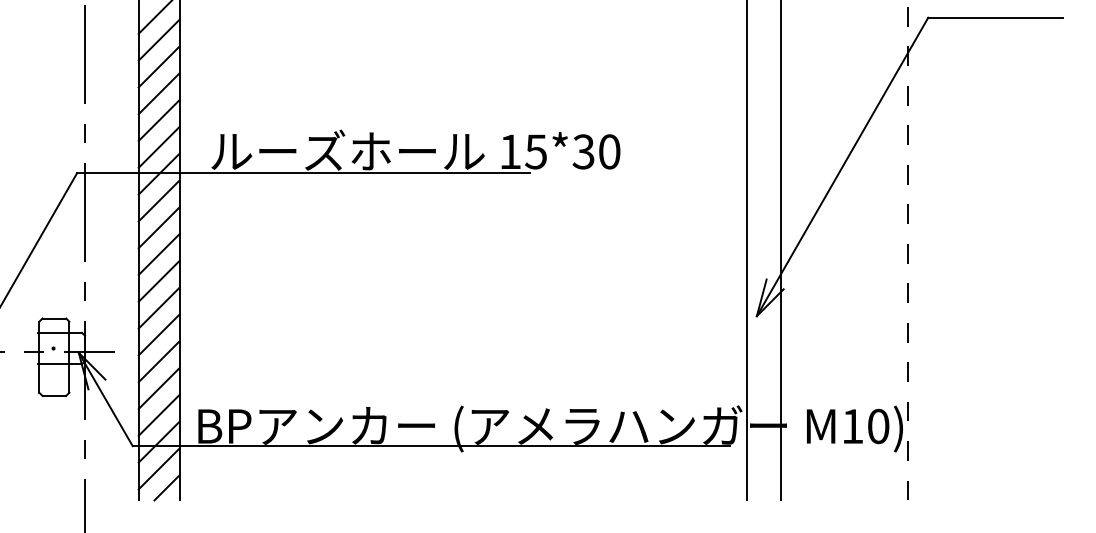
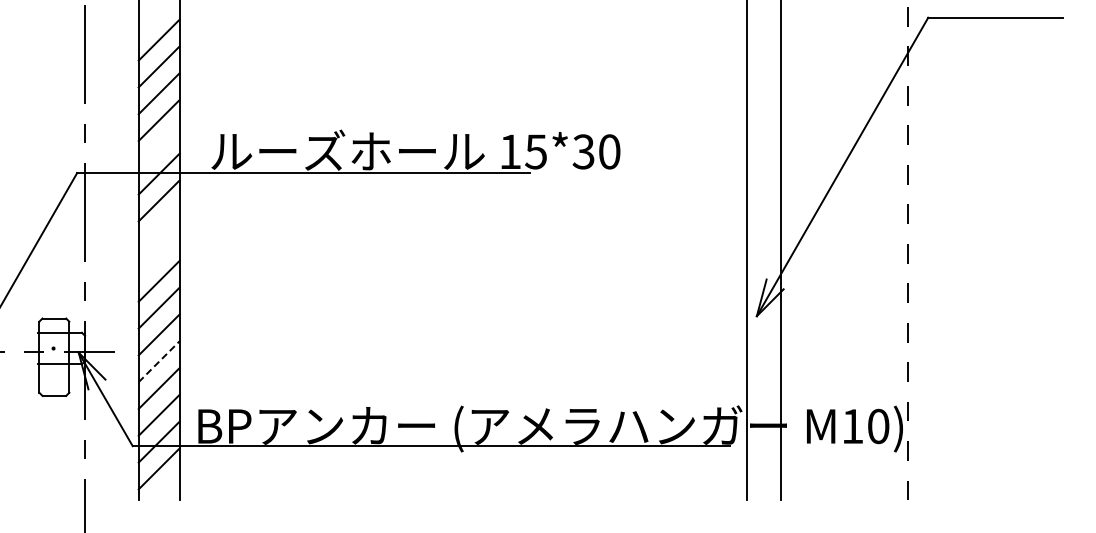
line: present -> none (153, 17)
line: present -> none (158, 146)
line: present -> none (158, 227)
line: present -> none (158, 254)
line: solid -> dashed (159, 361)
line: present -> none (166, 487)
